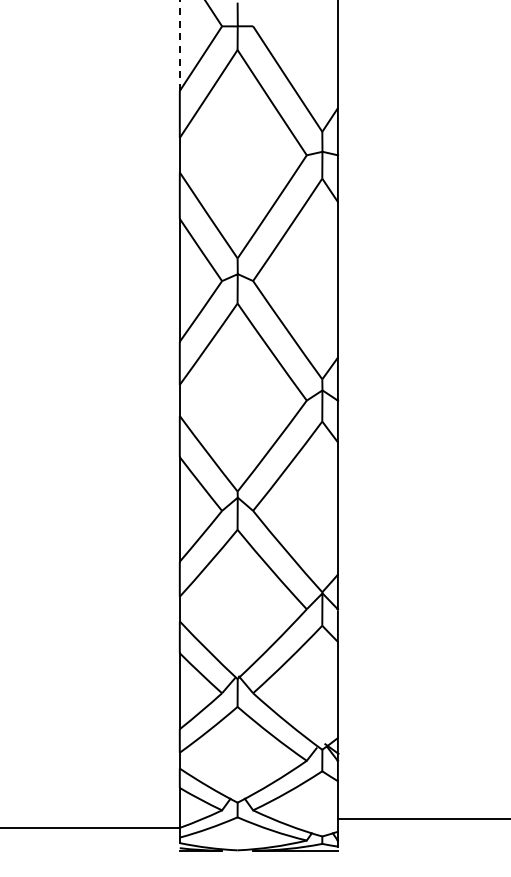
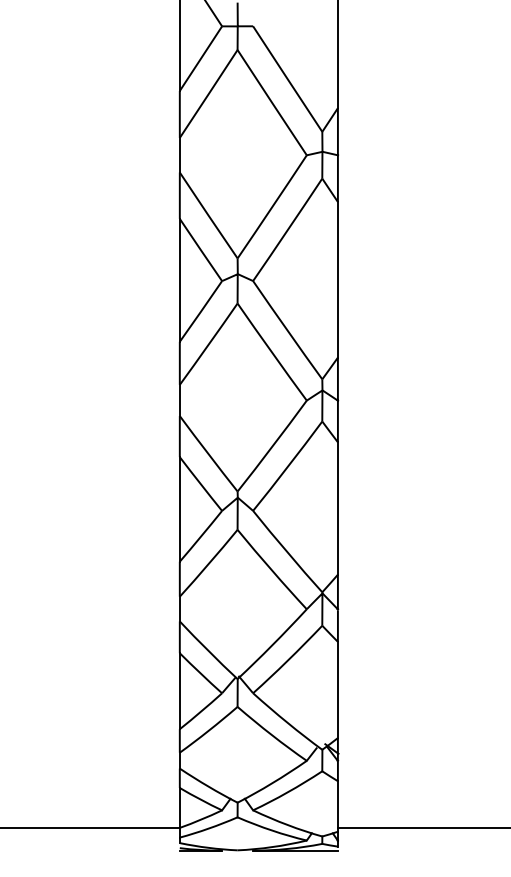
line: dashed -> solid (179, 45)
line position: (422, 819) -> (422, 828) (422, 828)
